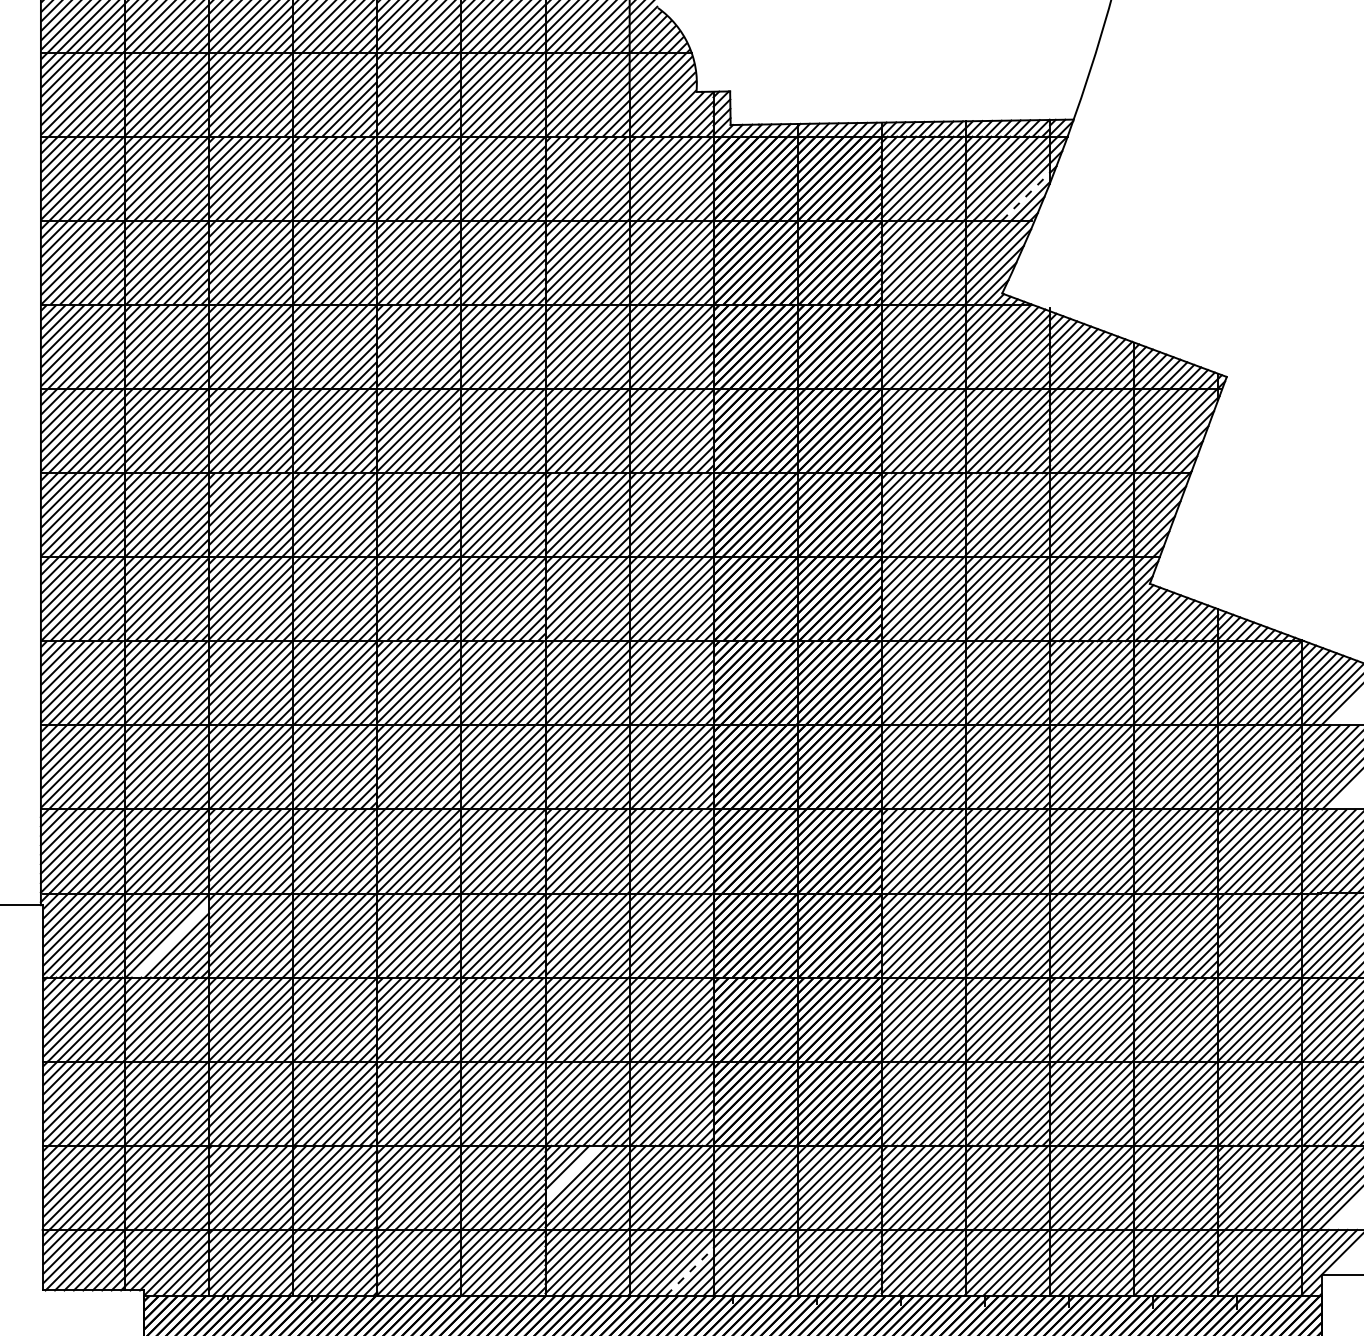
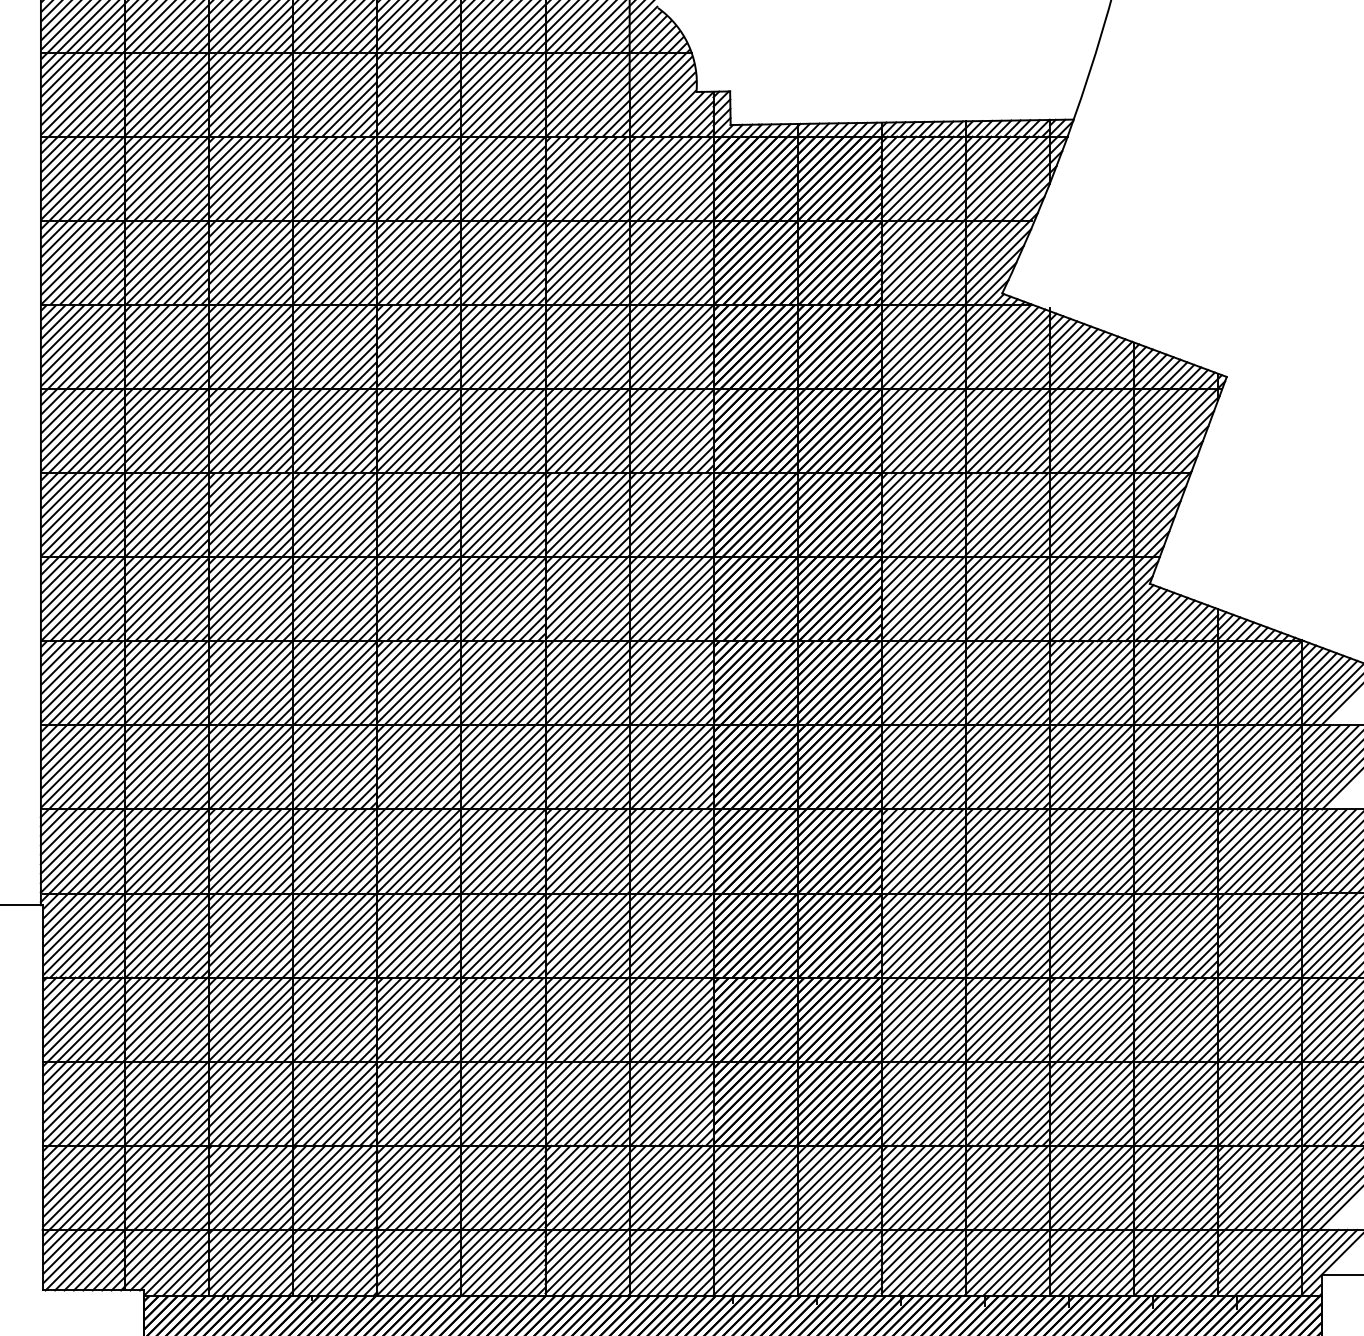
line: dashed -> solid (1025, 196)
line: none -> present (172, 940)
line: none -> present (571, 1172)
line: dashed -> solid (689, 1271)
